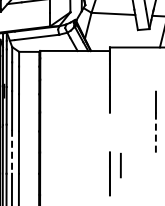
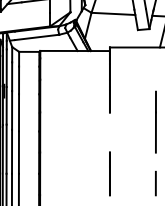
line: dashed -> solid (155, 132)
line: dashed -> solid (12, 151)
line position: (120, 165) -> (155, 183) (155, 183)
